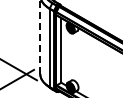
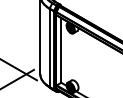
line: dashed -> solid (40, 37)
